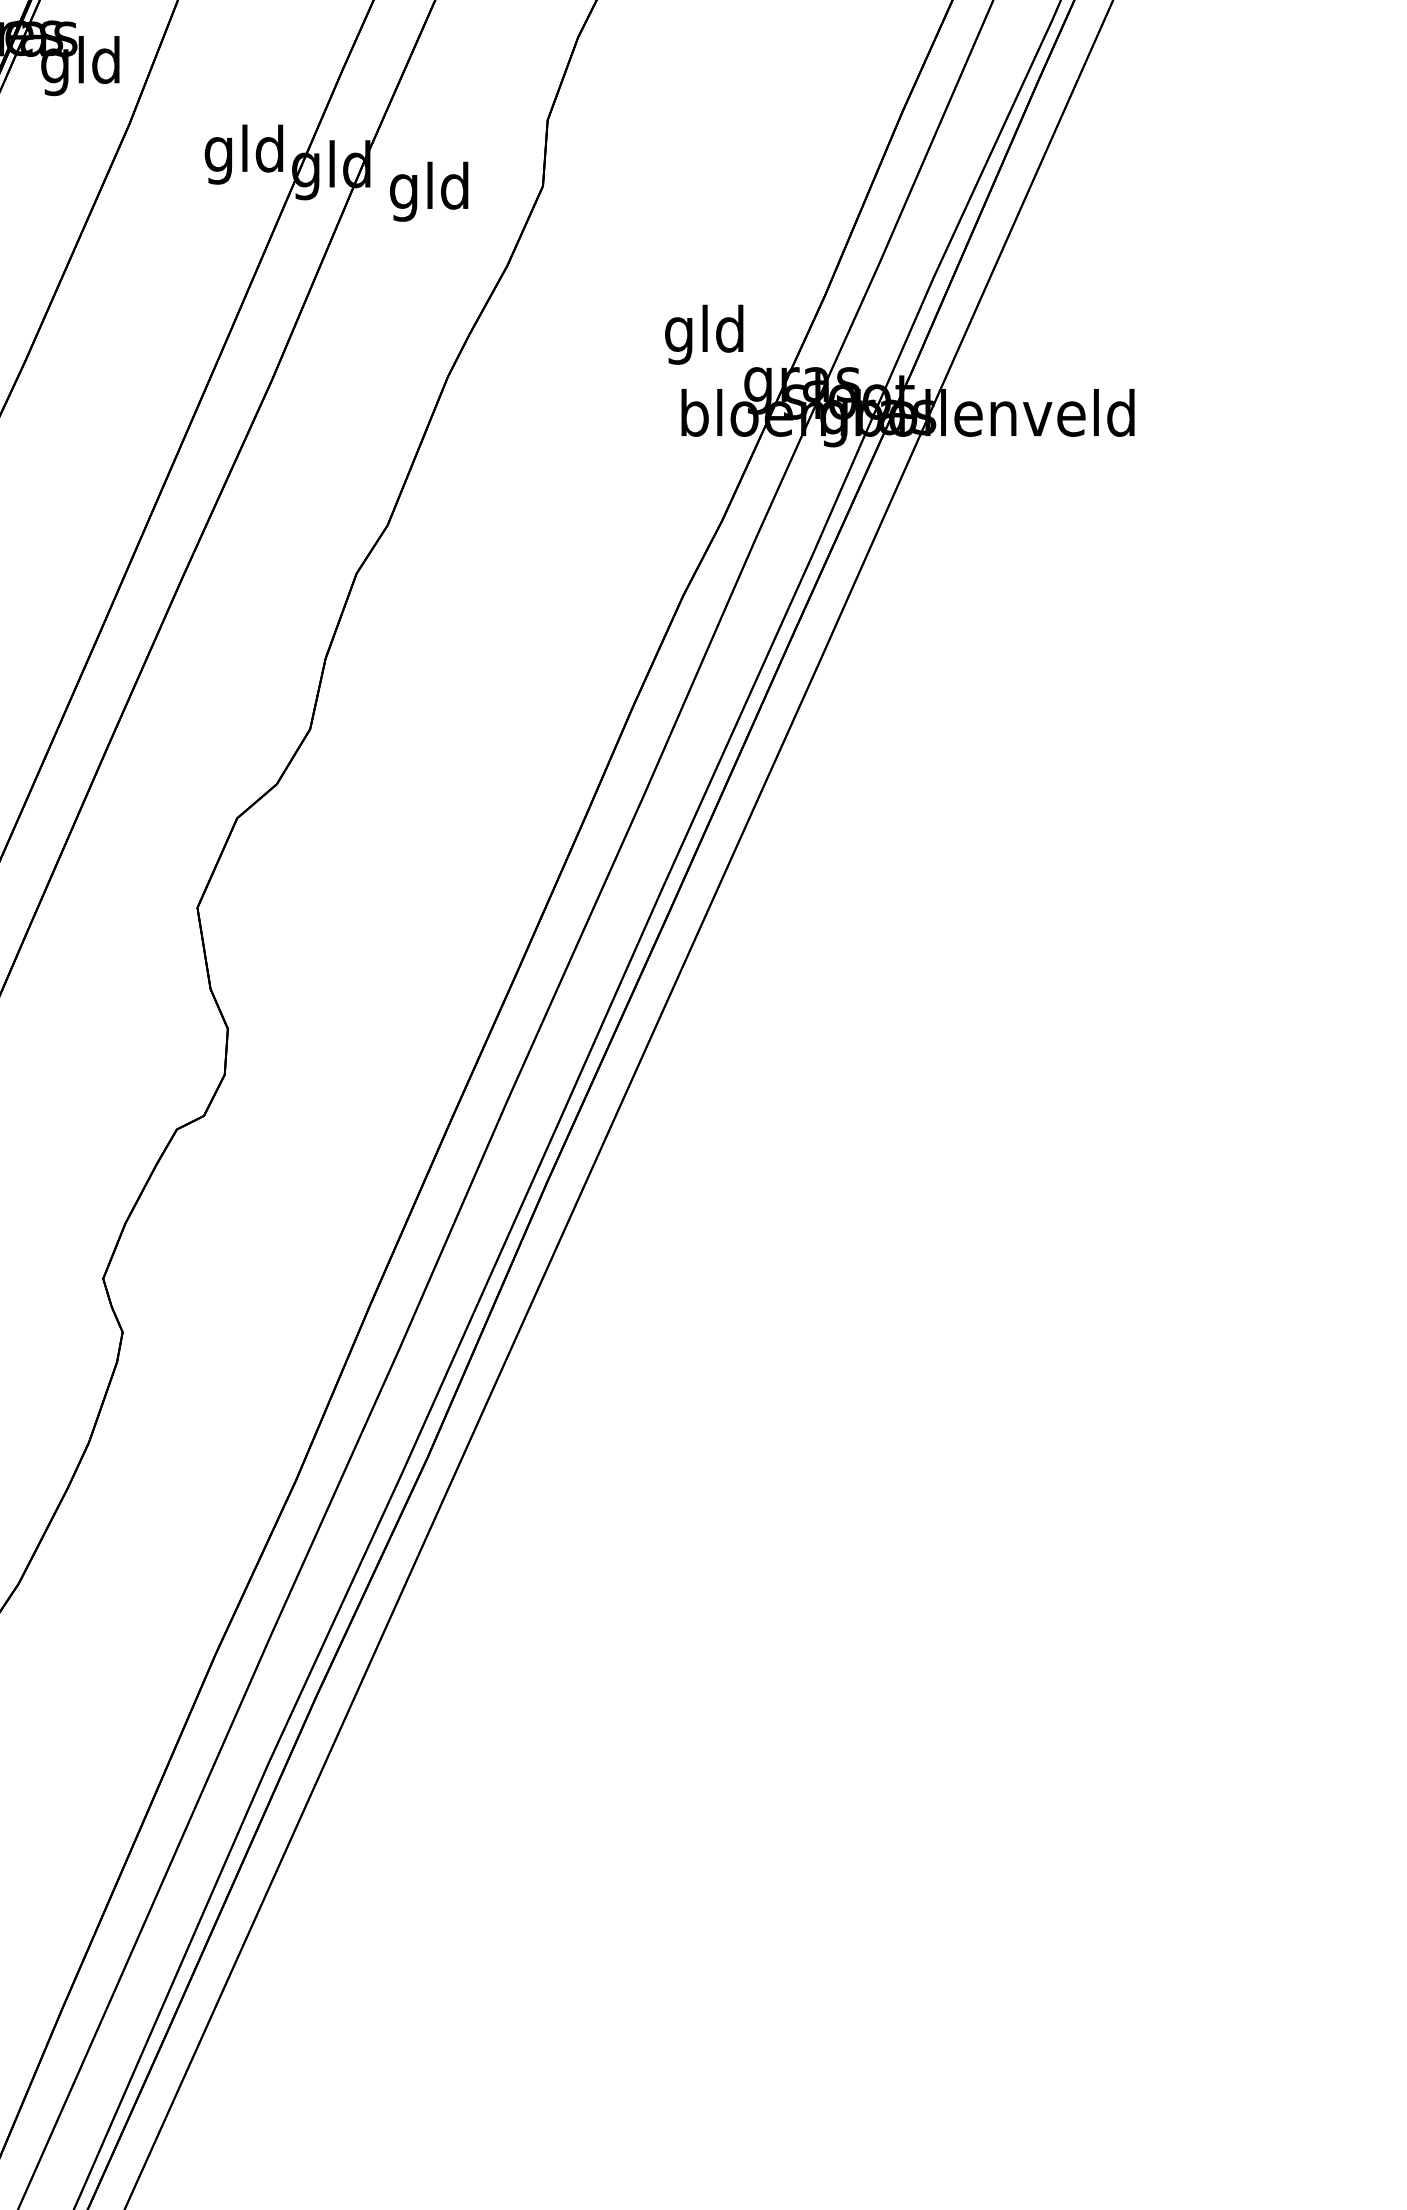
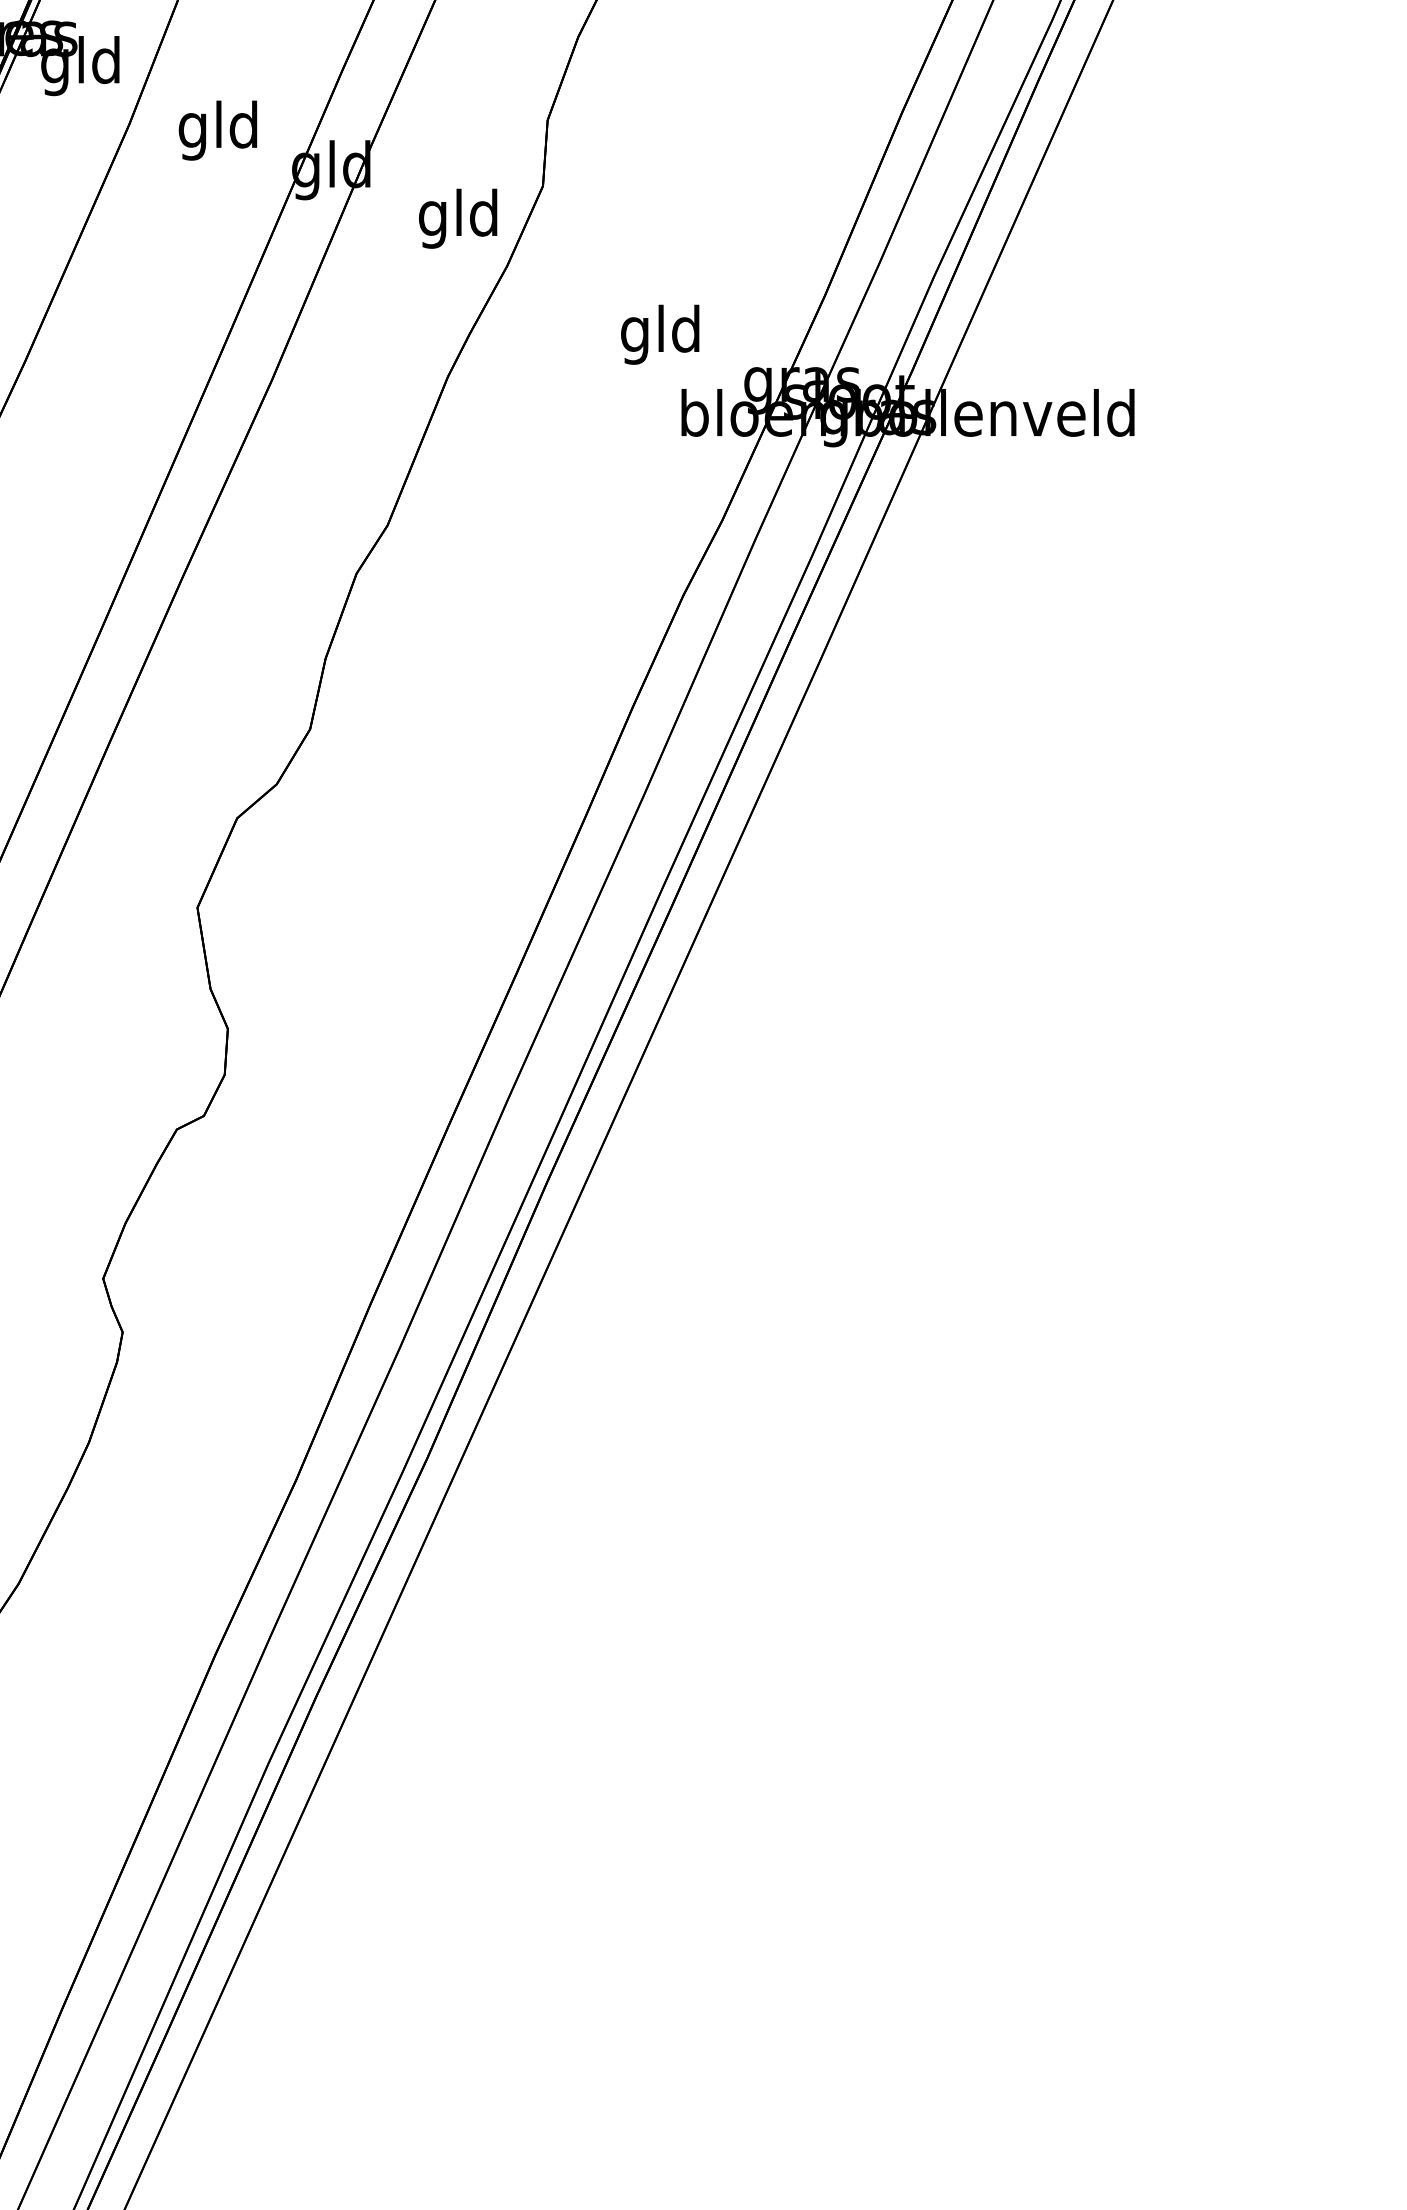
text position: (243, 154) -> (217, 130) (217, 130)
text position: (429, 191) -> (458, 218) (458, 218)
text position: (704, 334) -> (660, 334) (660, 334)
